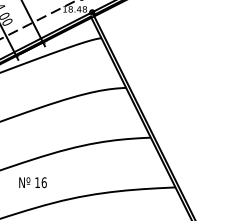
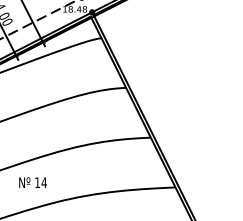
text: 16 -> 14 (43, 182)
